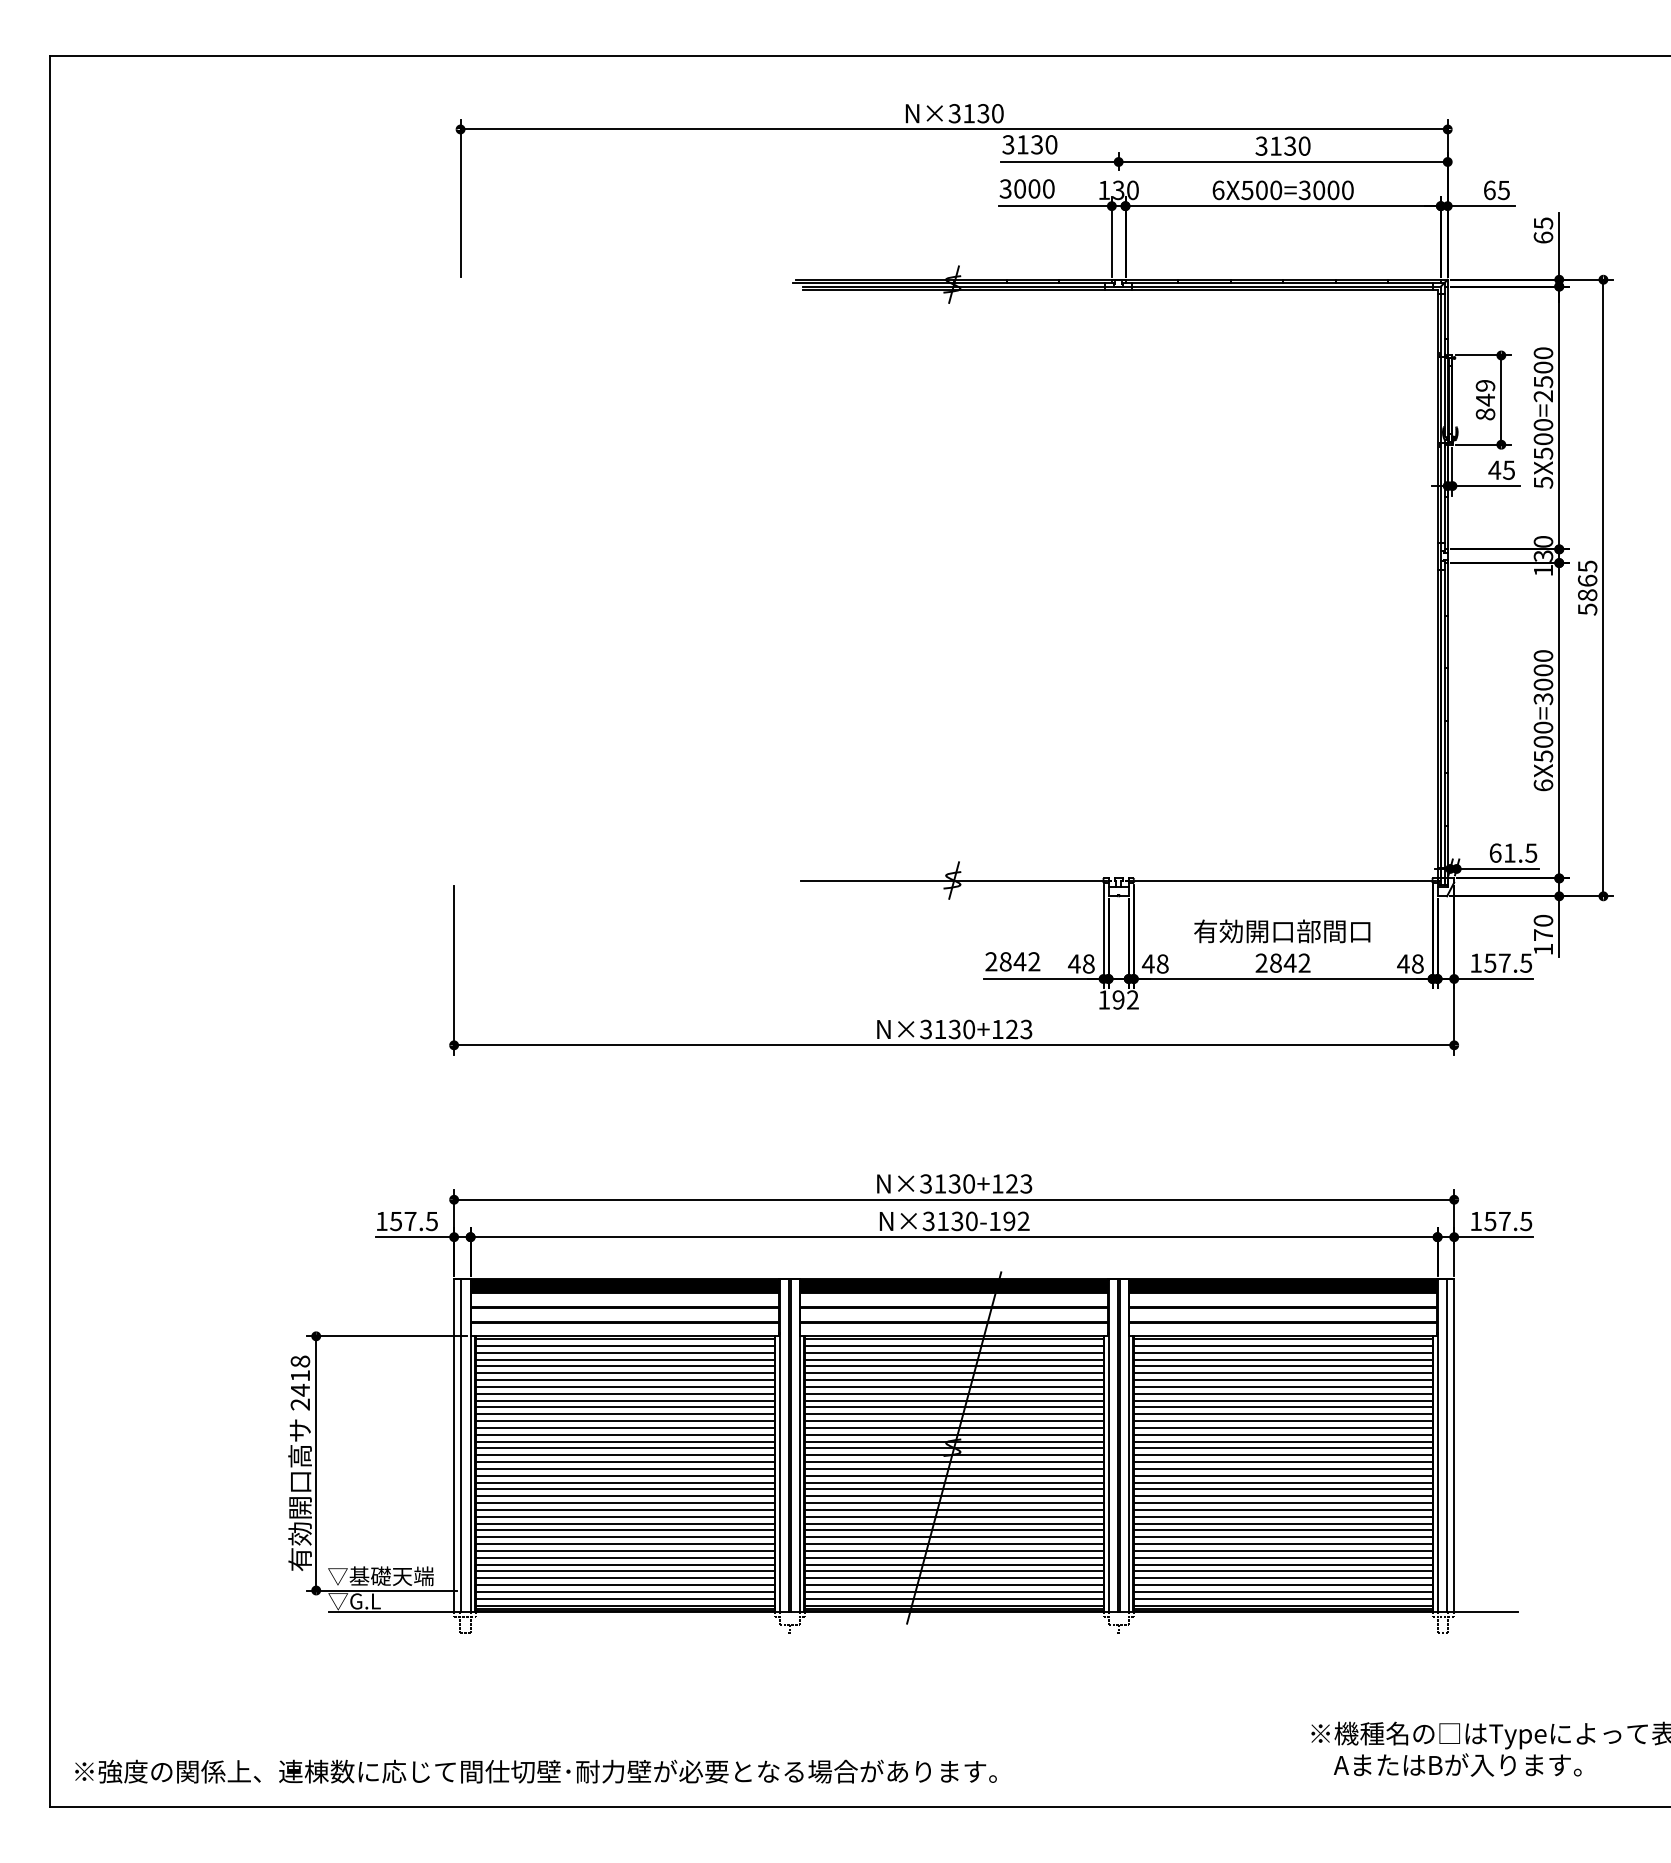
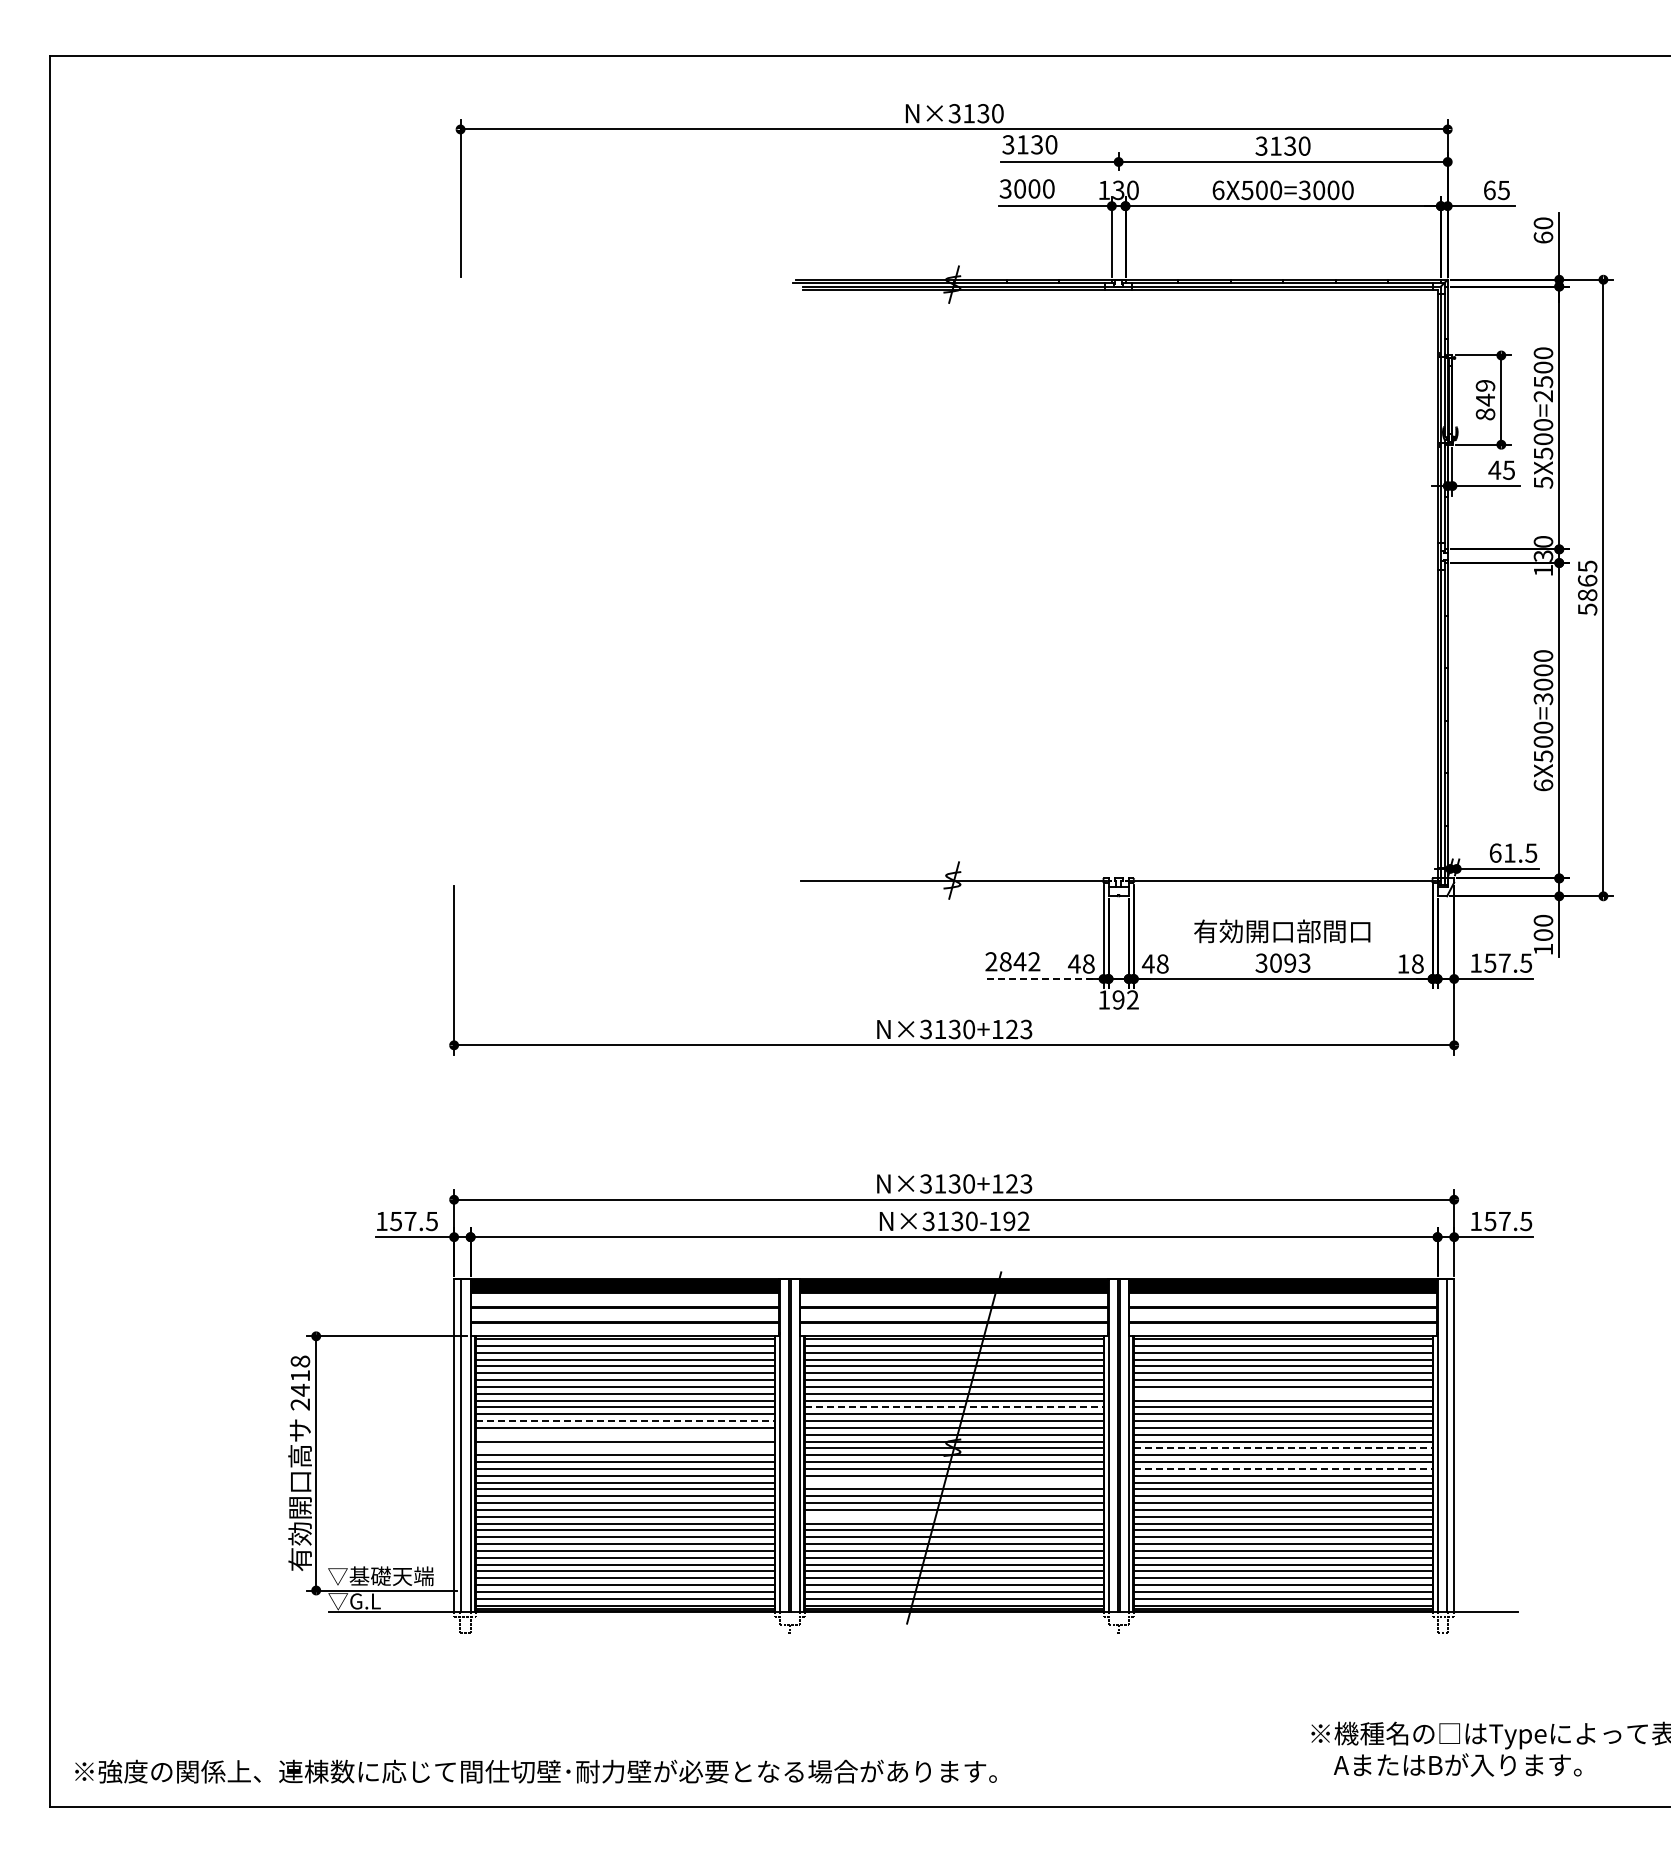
text: 65 -> 60 (1543, 223)
text: 170 -> 100 (1543, 934)
text: 2842 -> 3093 (1282, 962)
text: 48 -> 18 (1403, 963)
line: solid -> dashed (1043, 979)
line: present -> none (1282, 1393)
line: solid -> dashed (954, 1407)
line: solid -> dashed (625, 1421)
line: present -> none (624, 1434)
line: present -> none (624, 1448)
line: solid -> dashed (1283, 1448)
line: solid -> dashed (1283, 1468)
line: present -> none (953, 1482)
line: present -> none (953, 1516)
